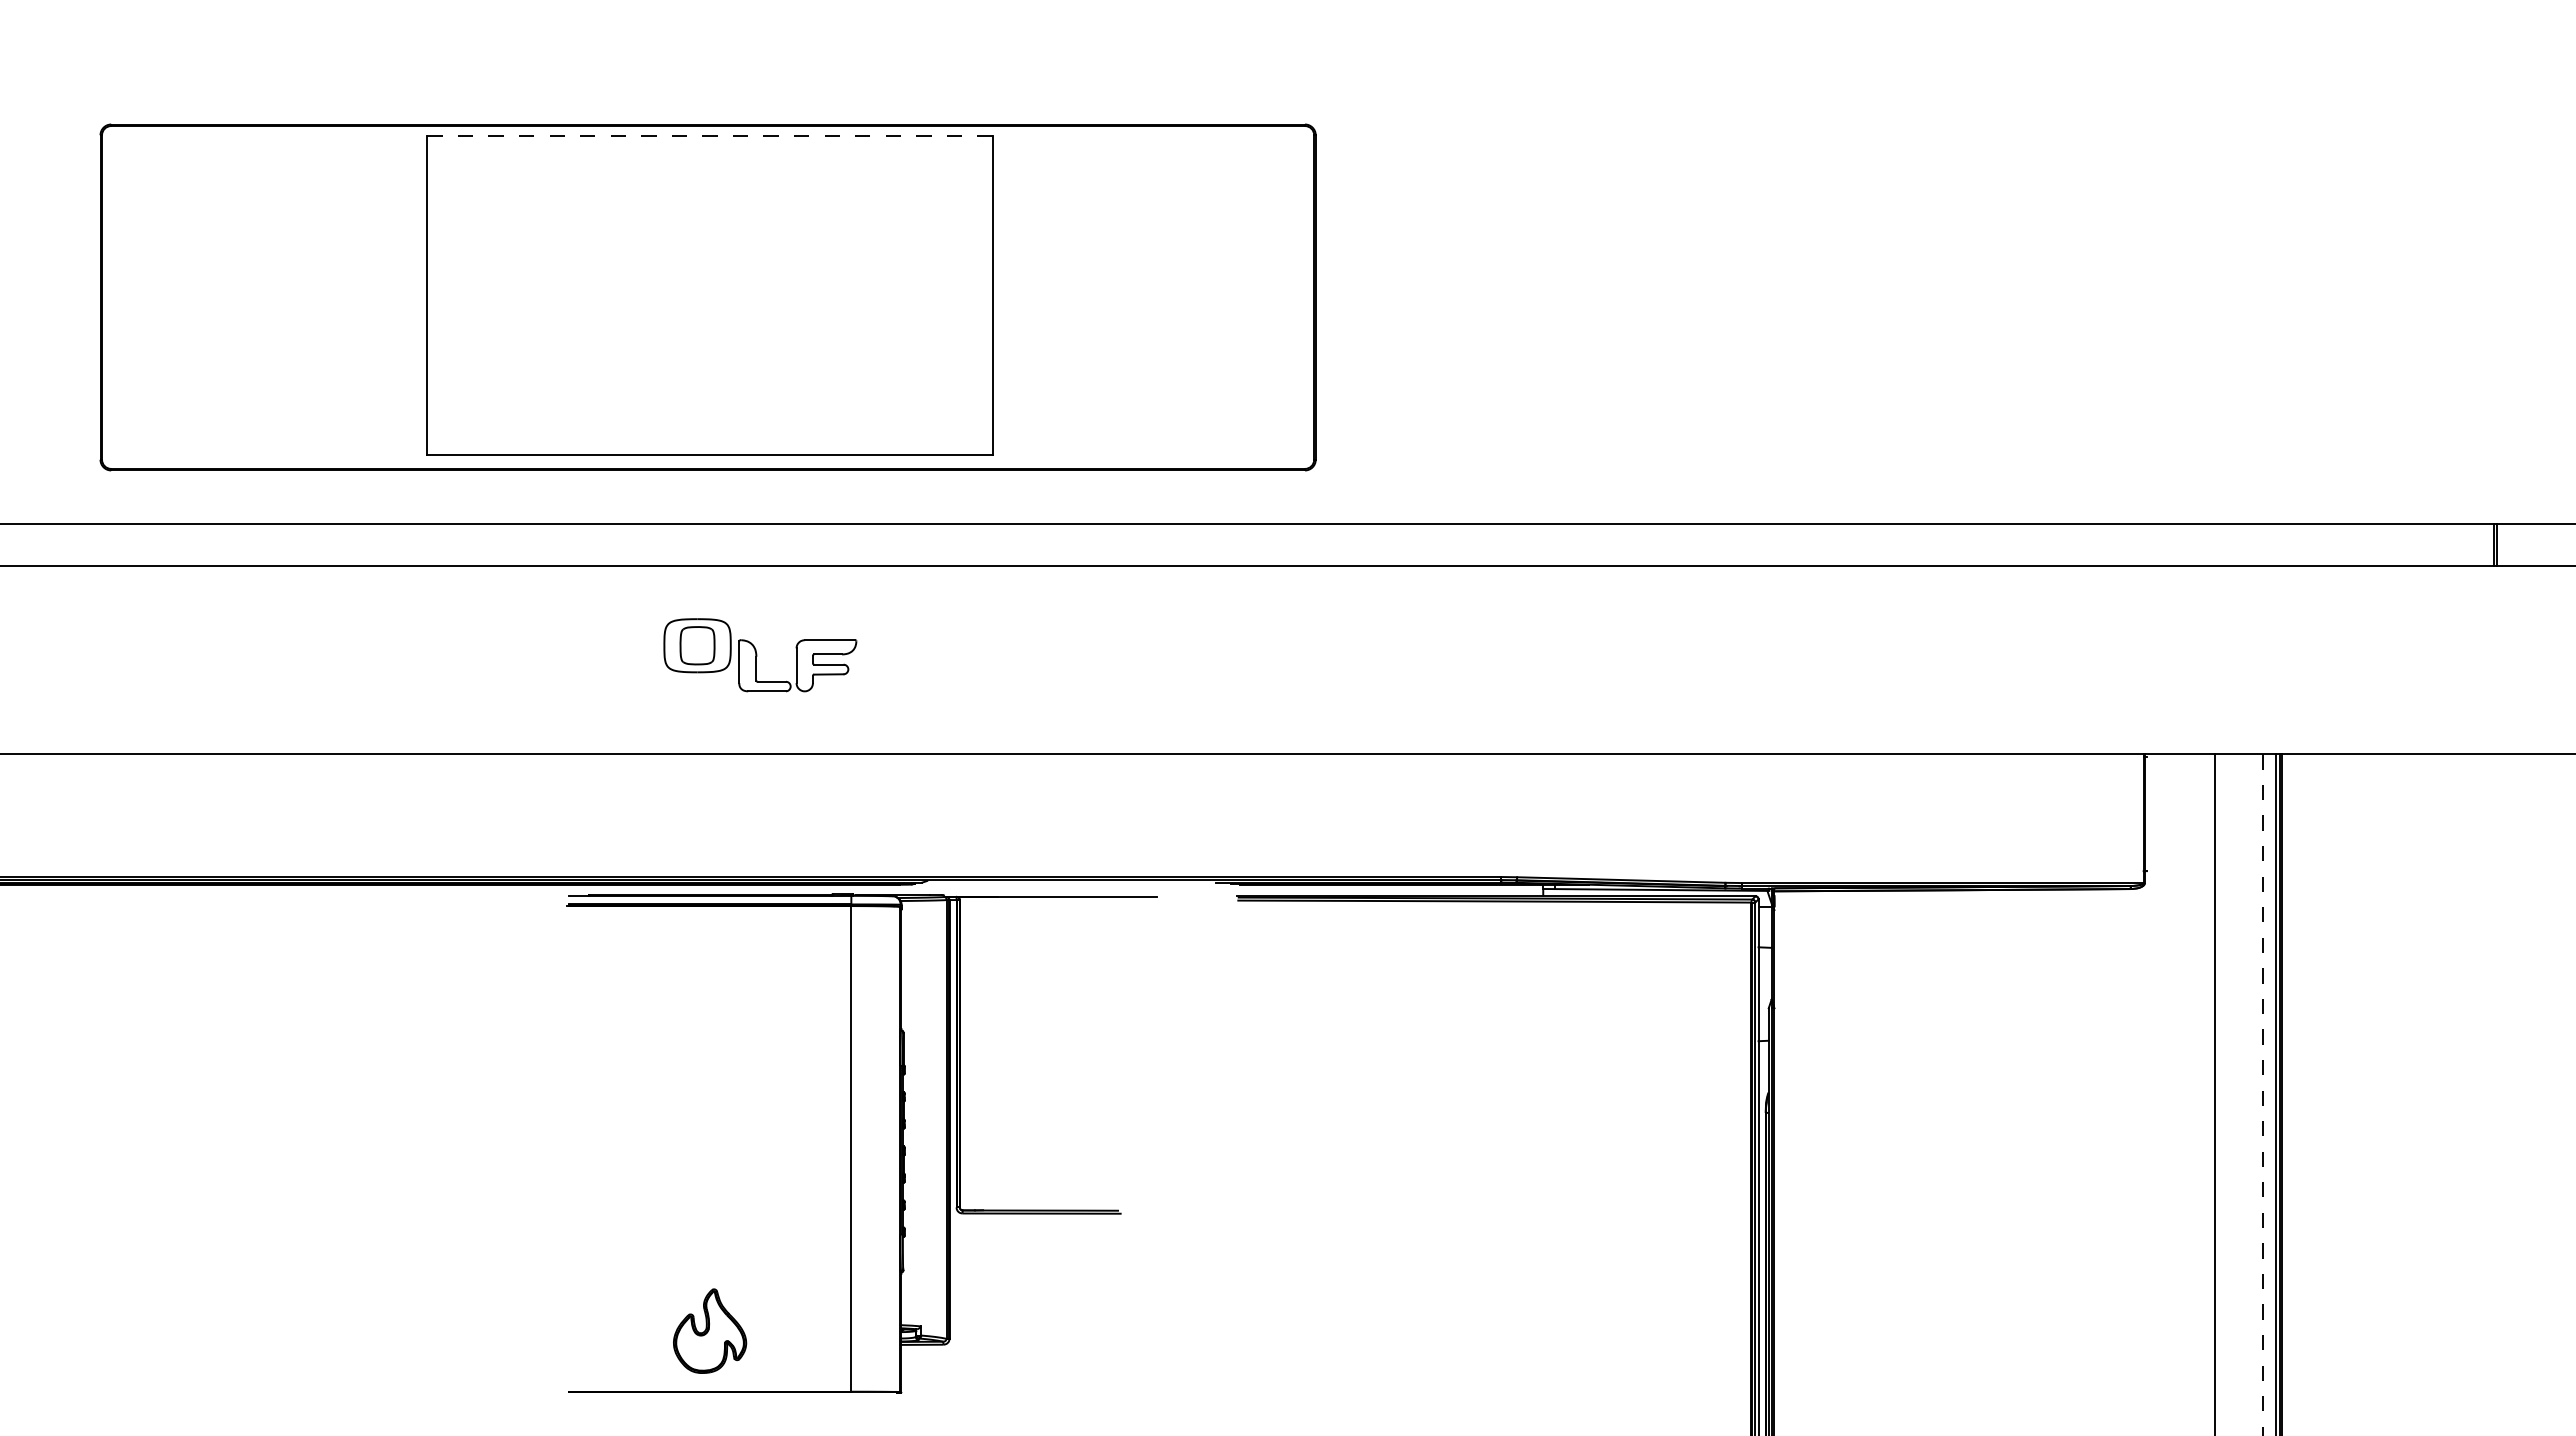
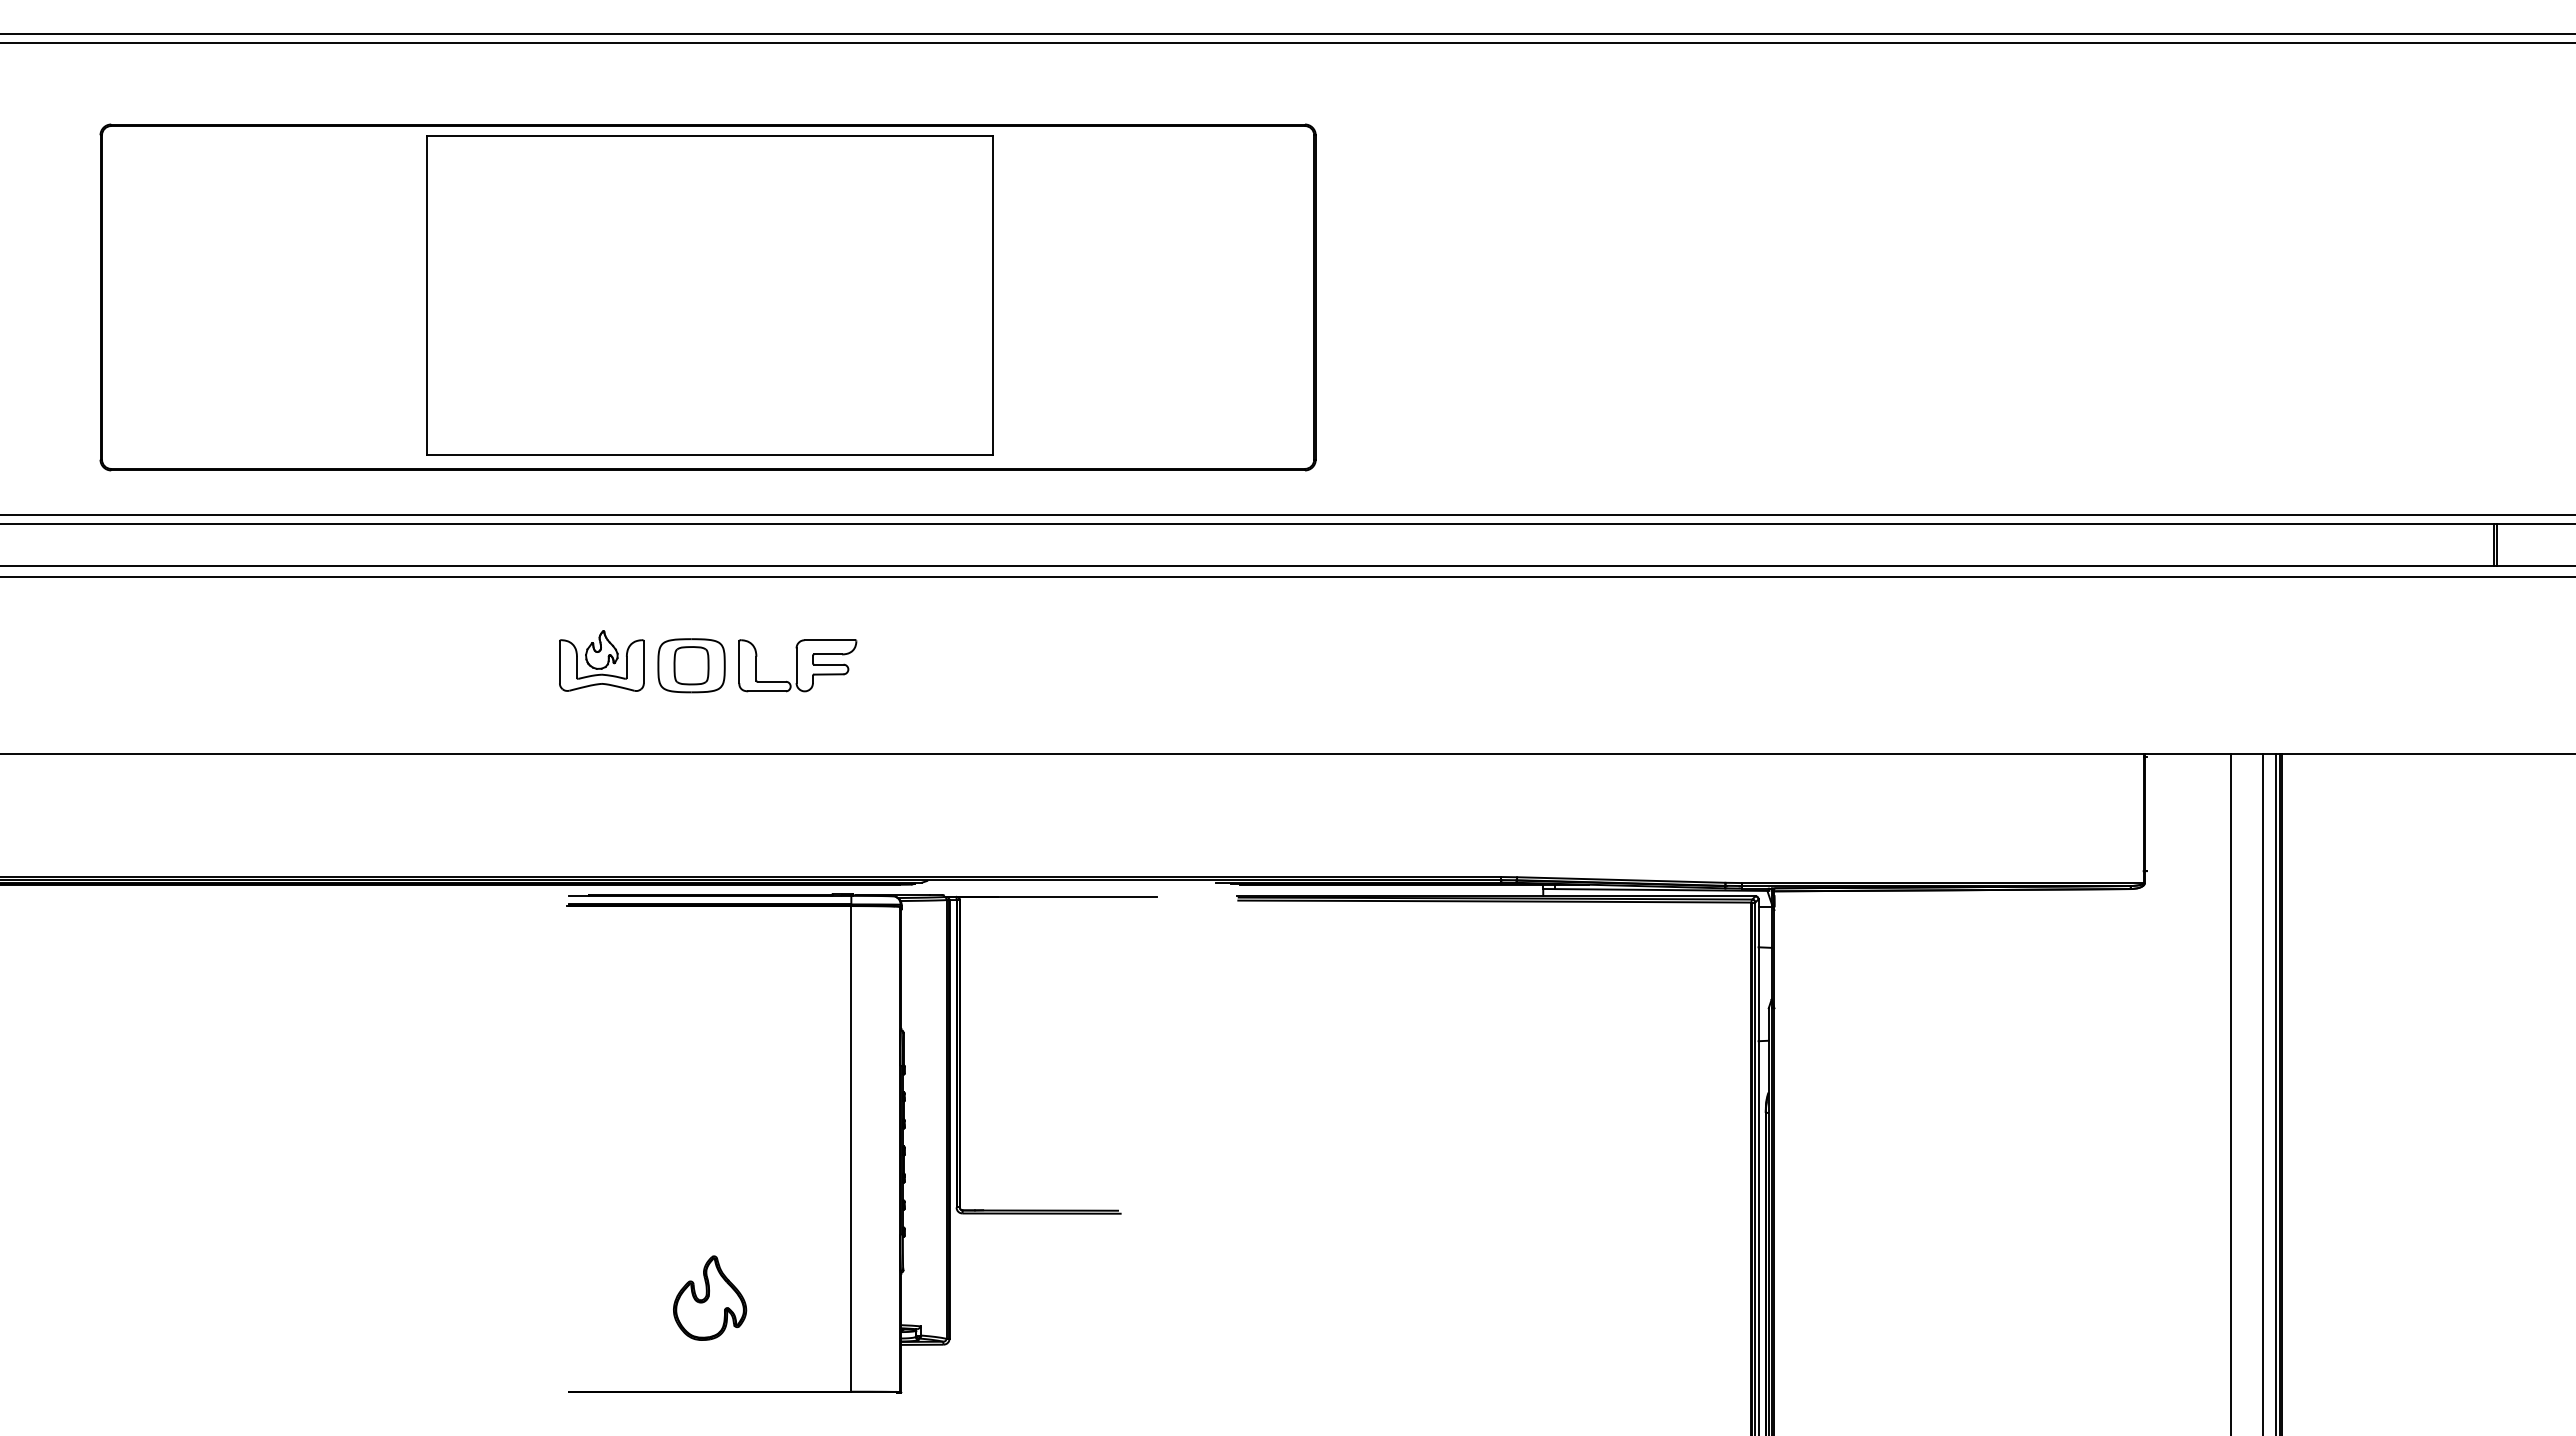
line: none -> present (1287, 34)
line: none -> present (1287, 43)
line: dashed -> solid (710, 135)
line: none -> present (1287, 515)
line: none -> present (1287, 577)
part position: (697, 645) -> (691, 665) (691, 665)
part: none -> present (601, 660)
line position: (2215, 1093) -> (2231, 1093) (2231, 1093)
line: dashed -> solid (2262, 1095)
part position: (710, 1330) -> (710, 1297) (710, 1297)
